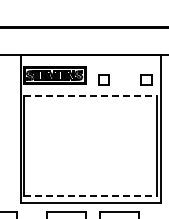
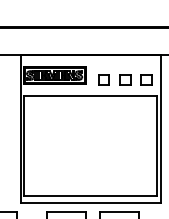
part: none -> present (125, 79)
line: dashed -> solid (90, 95)
line: dashed -> solid (90, 196)
